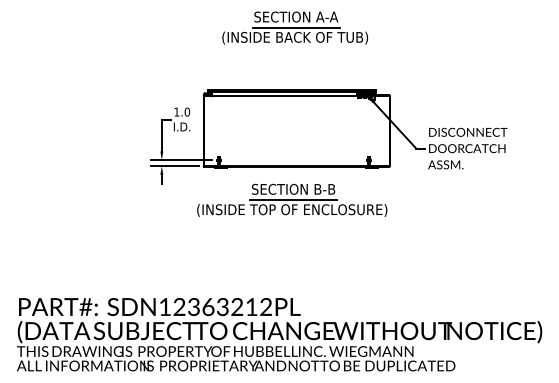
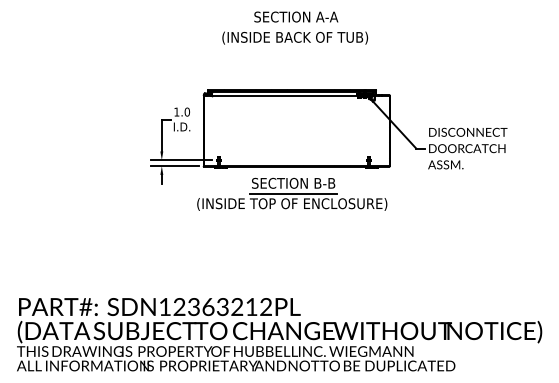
line: present -> none (296, 27)
part position: (292, 199) -> (292, 193) (292, 193)
